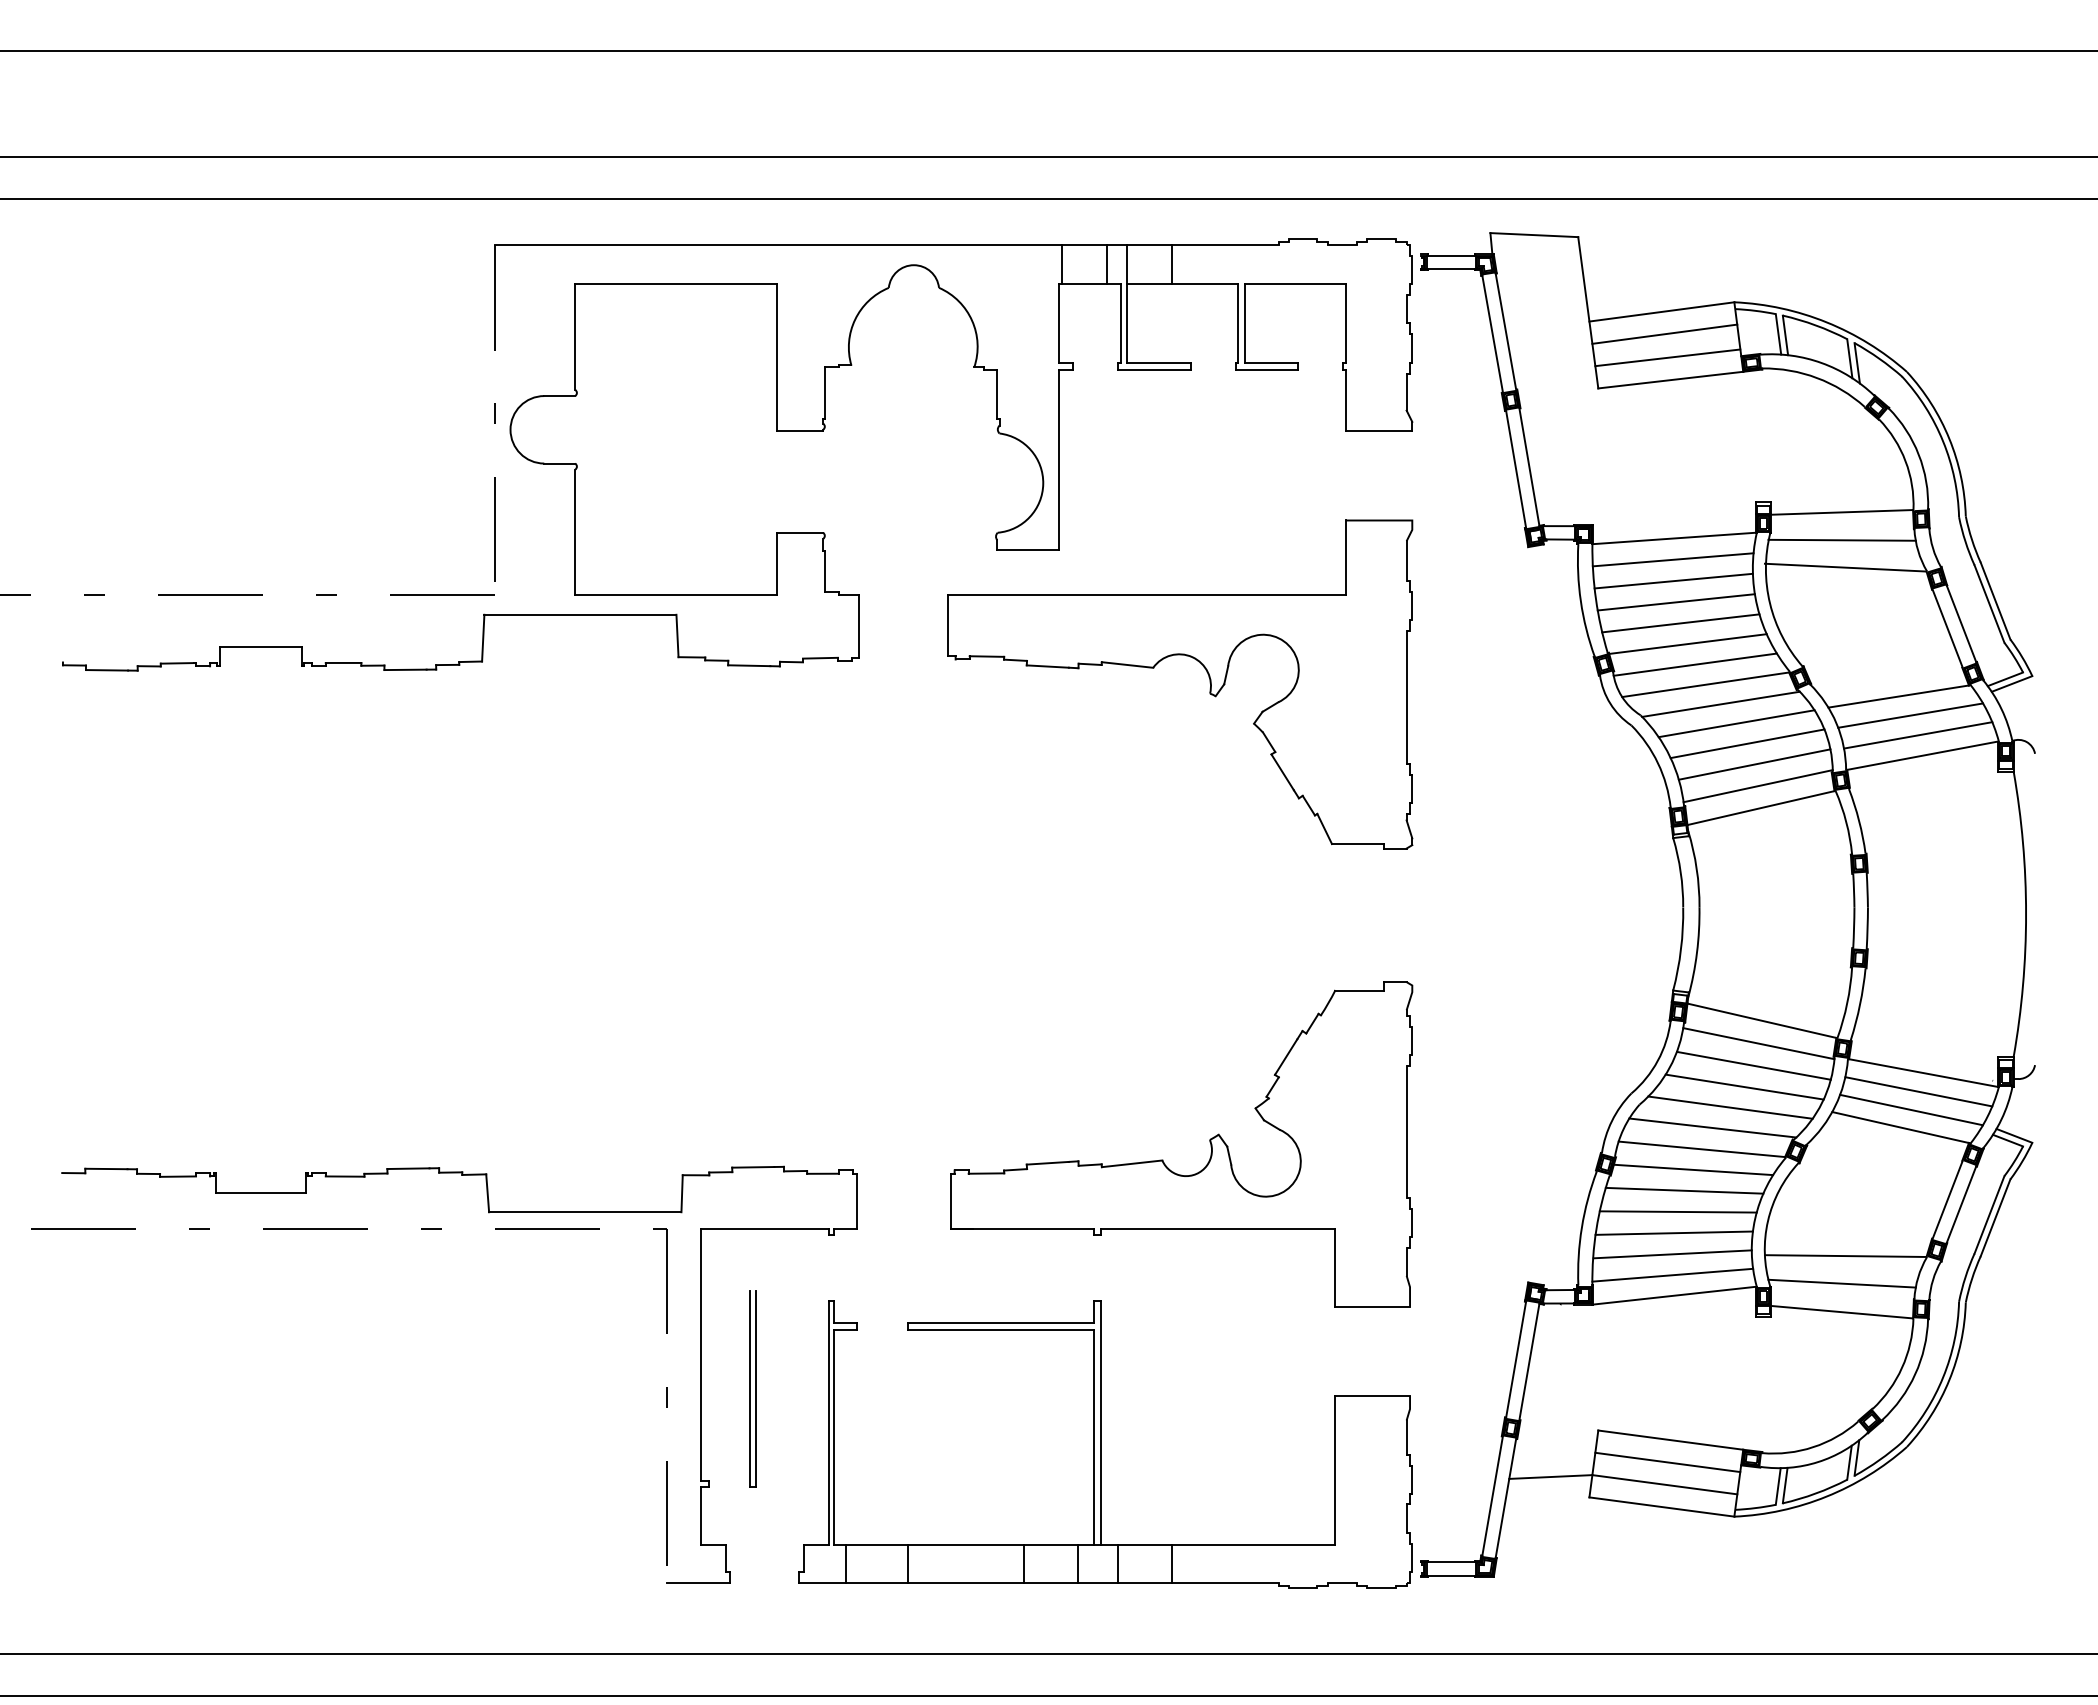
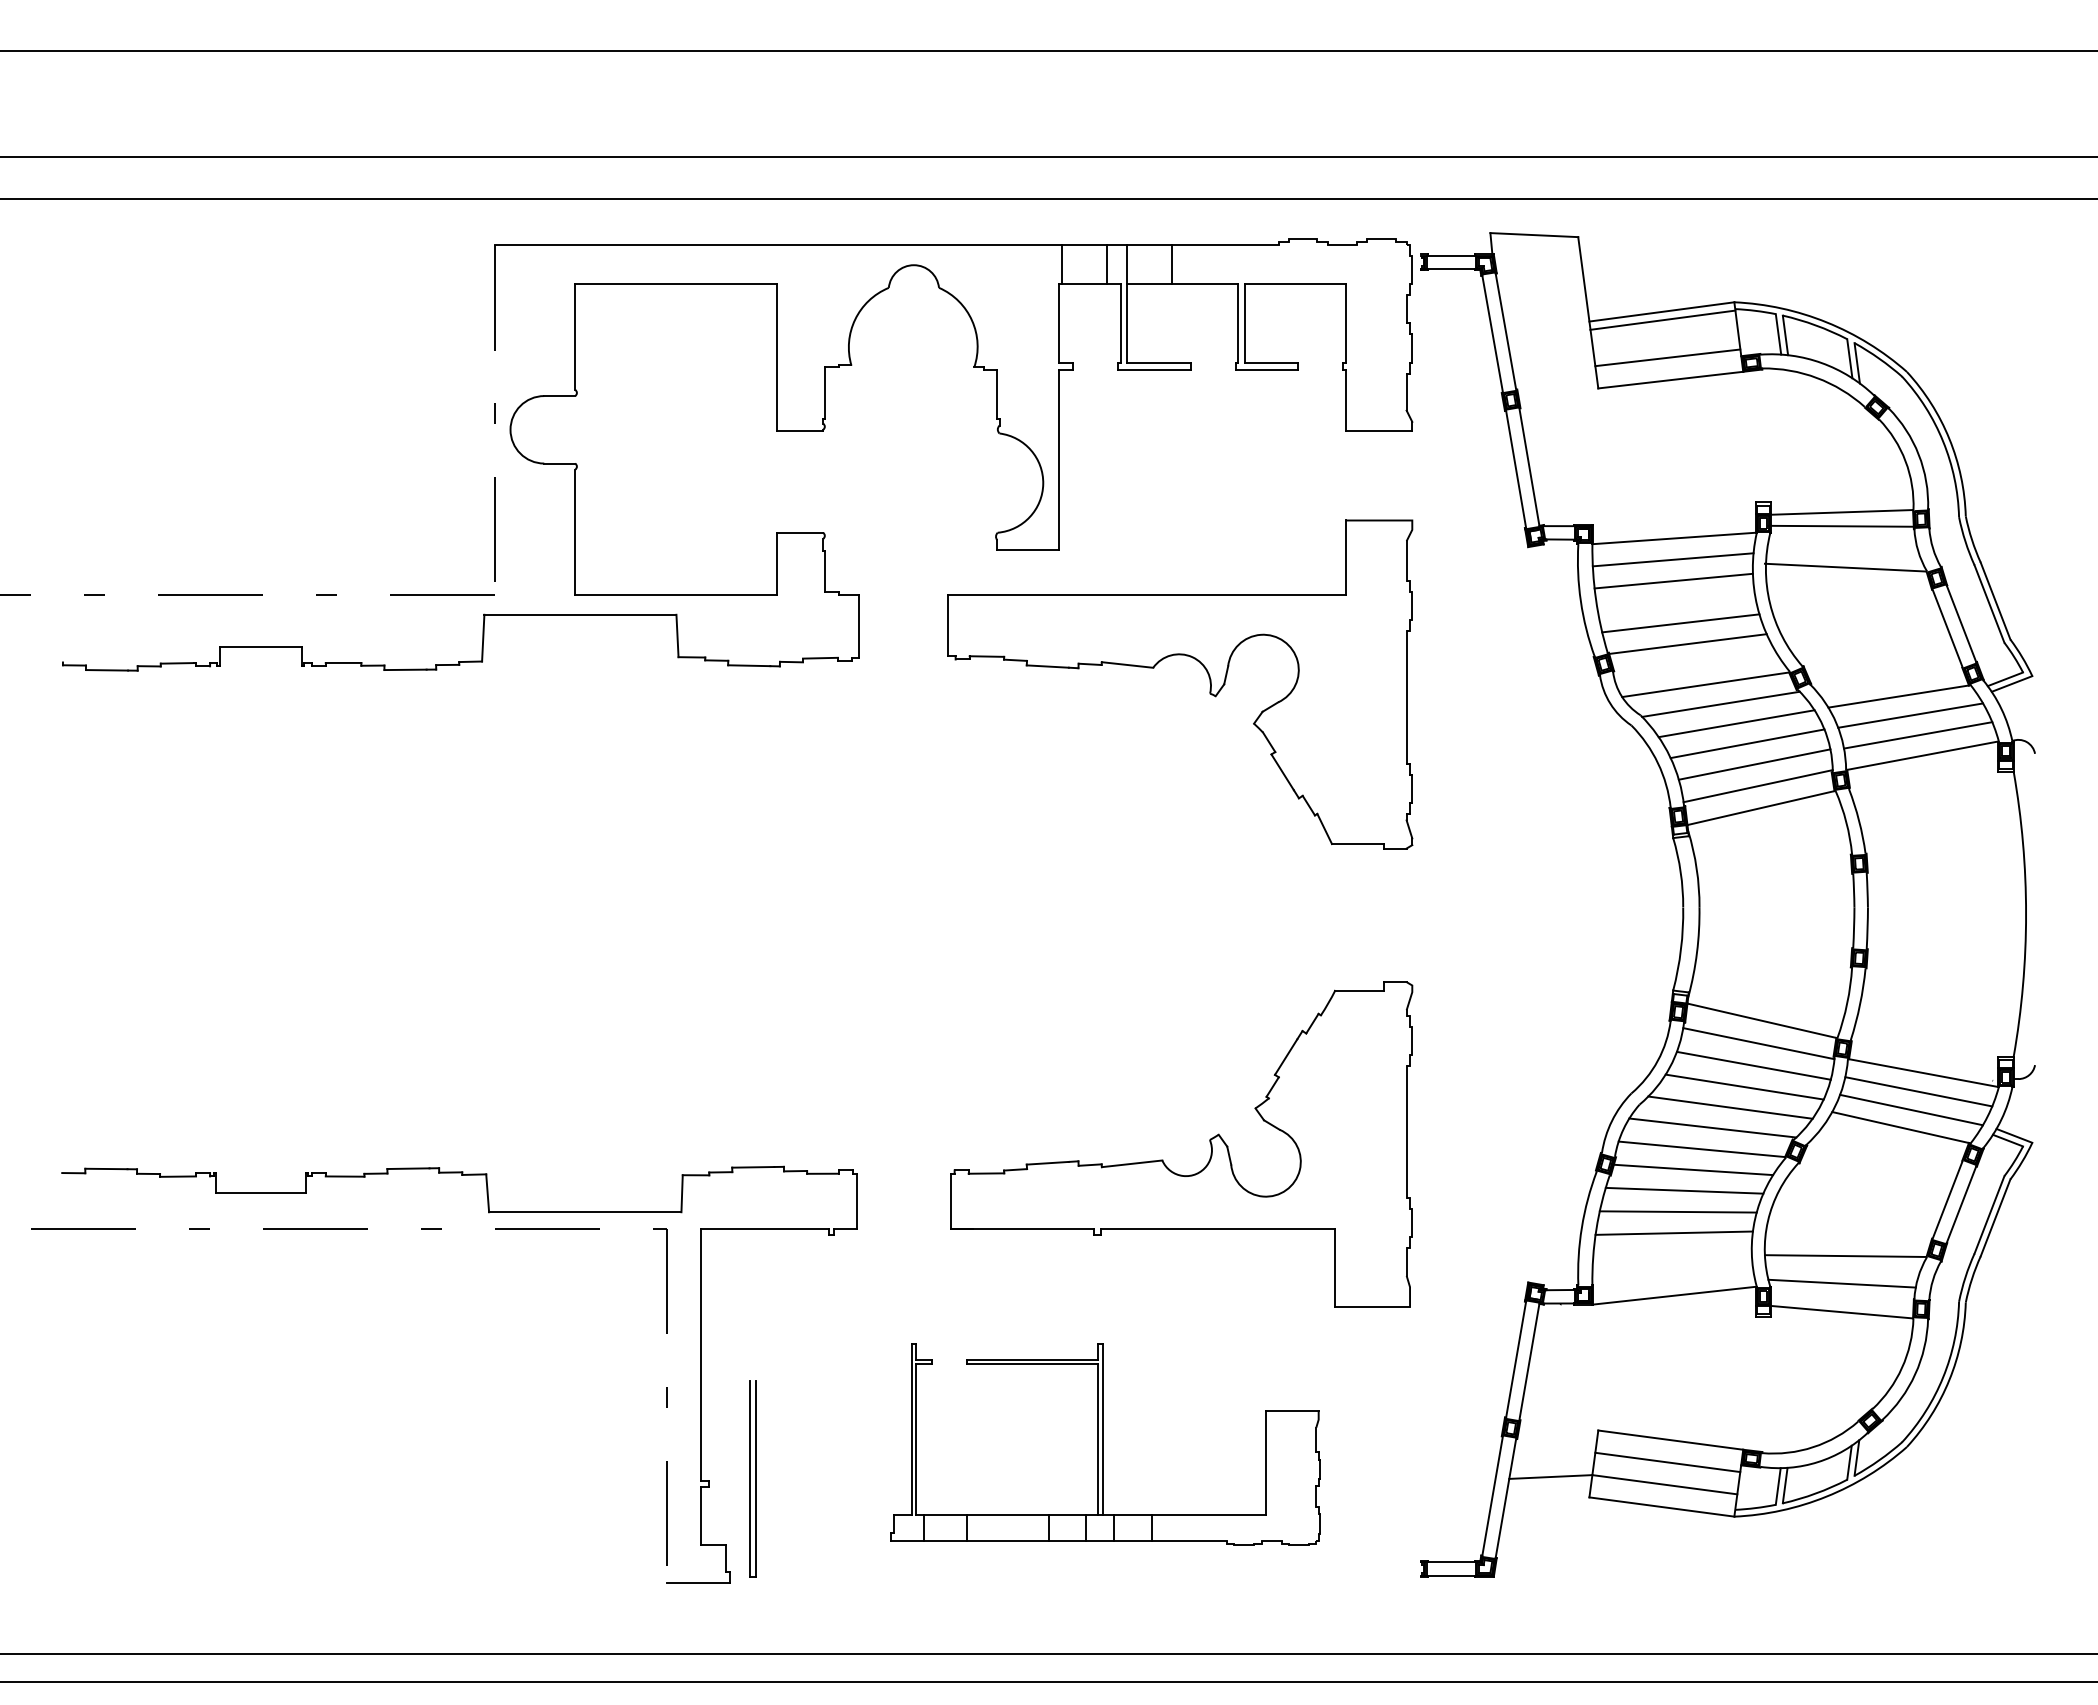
line position: (1664, 333) -> (1662, 319) (1662, 319)
line position: (1841, 539) -> (1841, 525) (1841, 525)
line: present -> none (1675, 602)
line: present -> none (1694, 664)
line: present -> none (1672, 1254)
line: present -> none (1672, 1274)
part position: (752, 1388) -> (752, 1478) (752, 1478)
part size: 615x289 px -> 431x203 px (1105, 1444)
line position: (1048, 1695) -> (1048, 1681) (1048, 1681)
